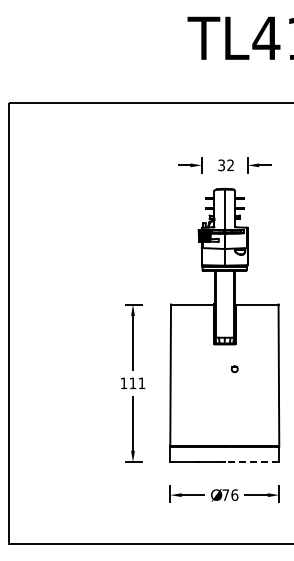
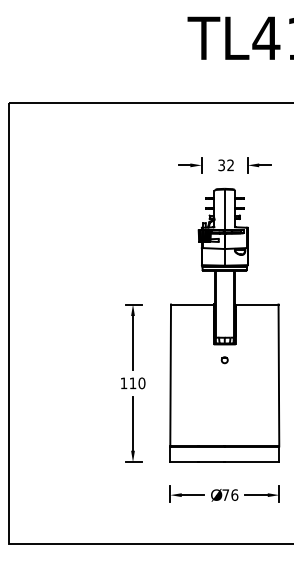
part position: (234, 369) -> (224, 360) (224, 360)
text: 111 -> 110 (141, 383)
line: dashed -> solid (251, 462)
